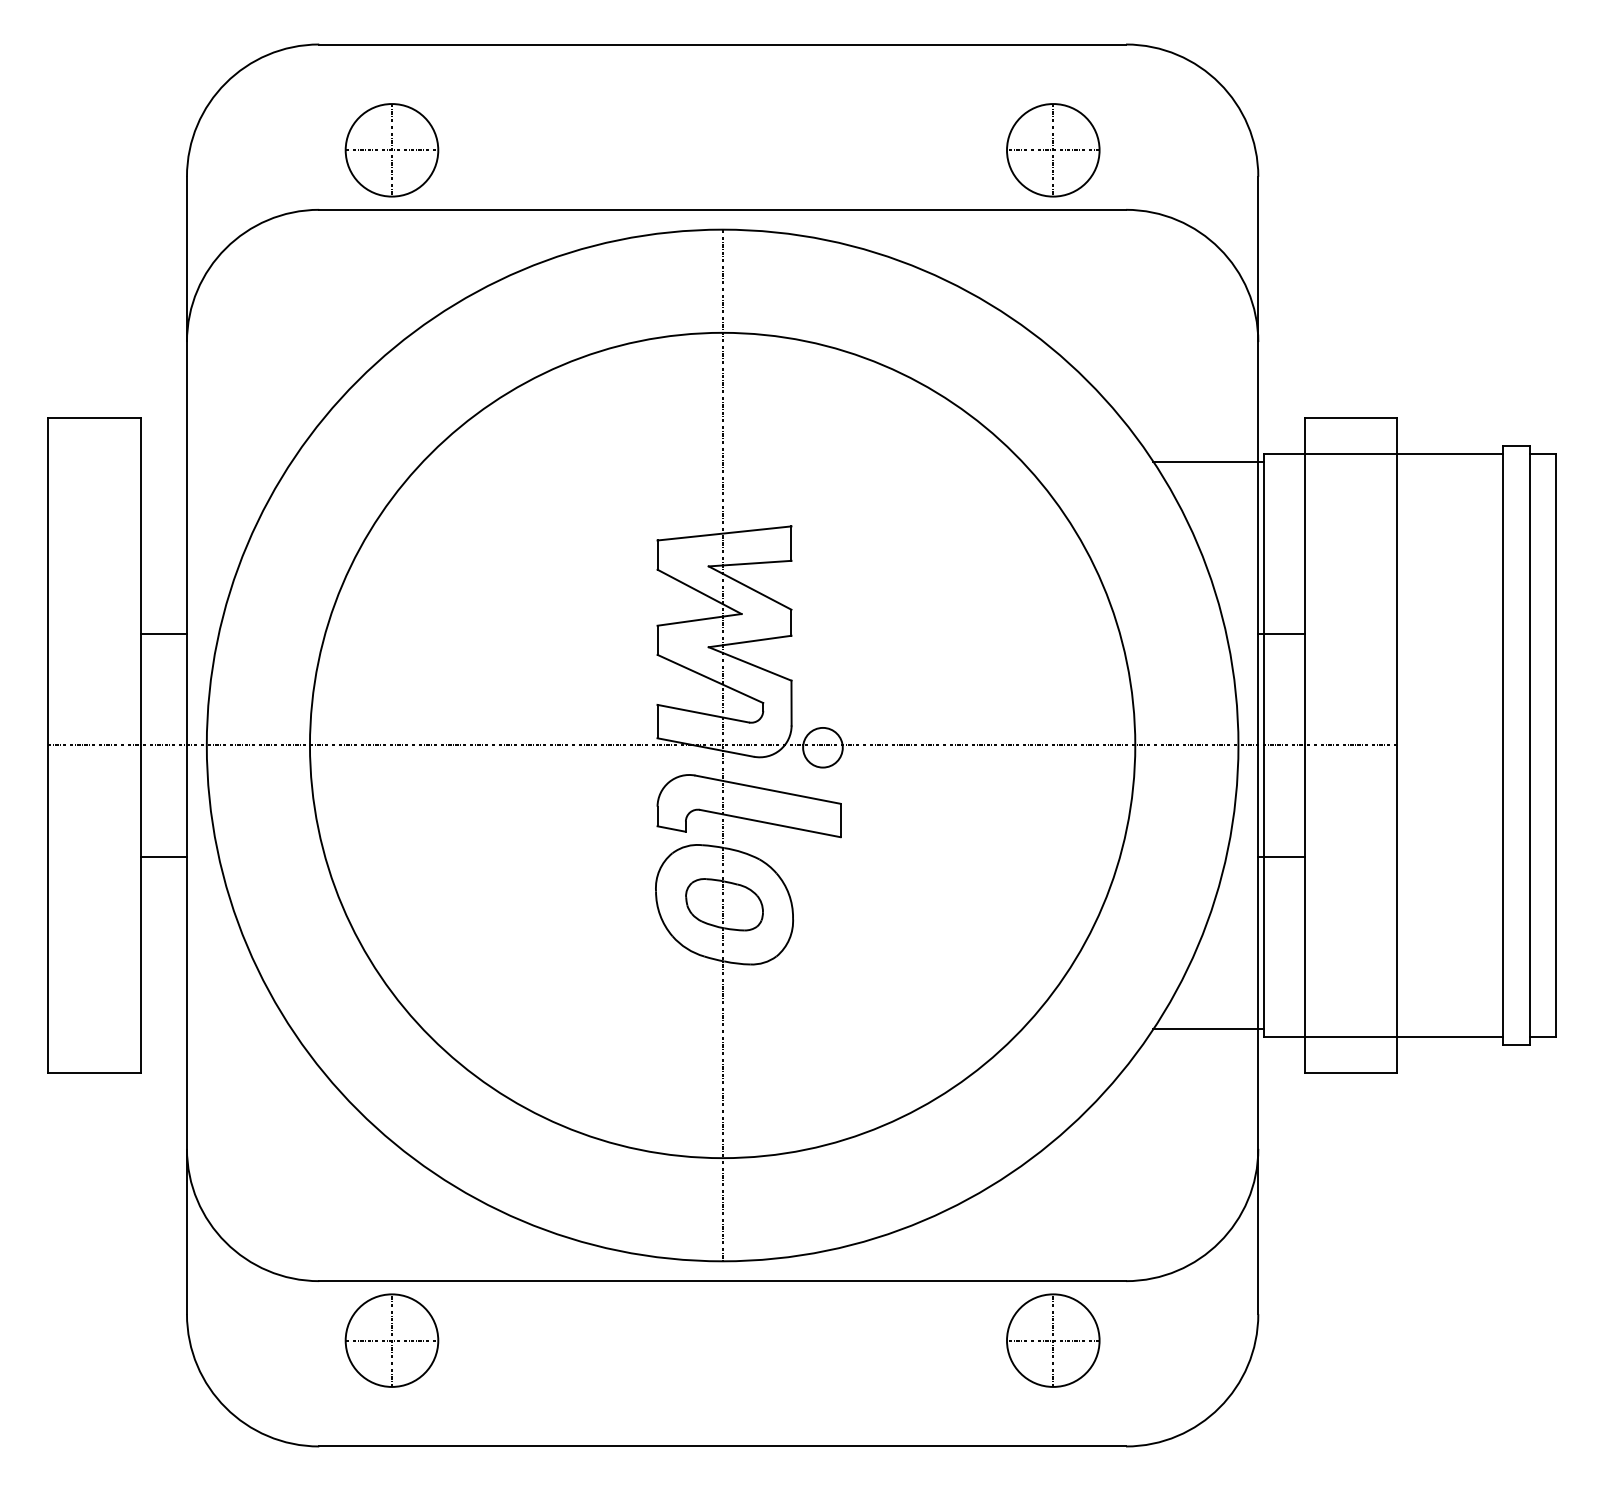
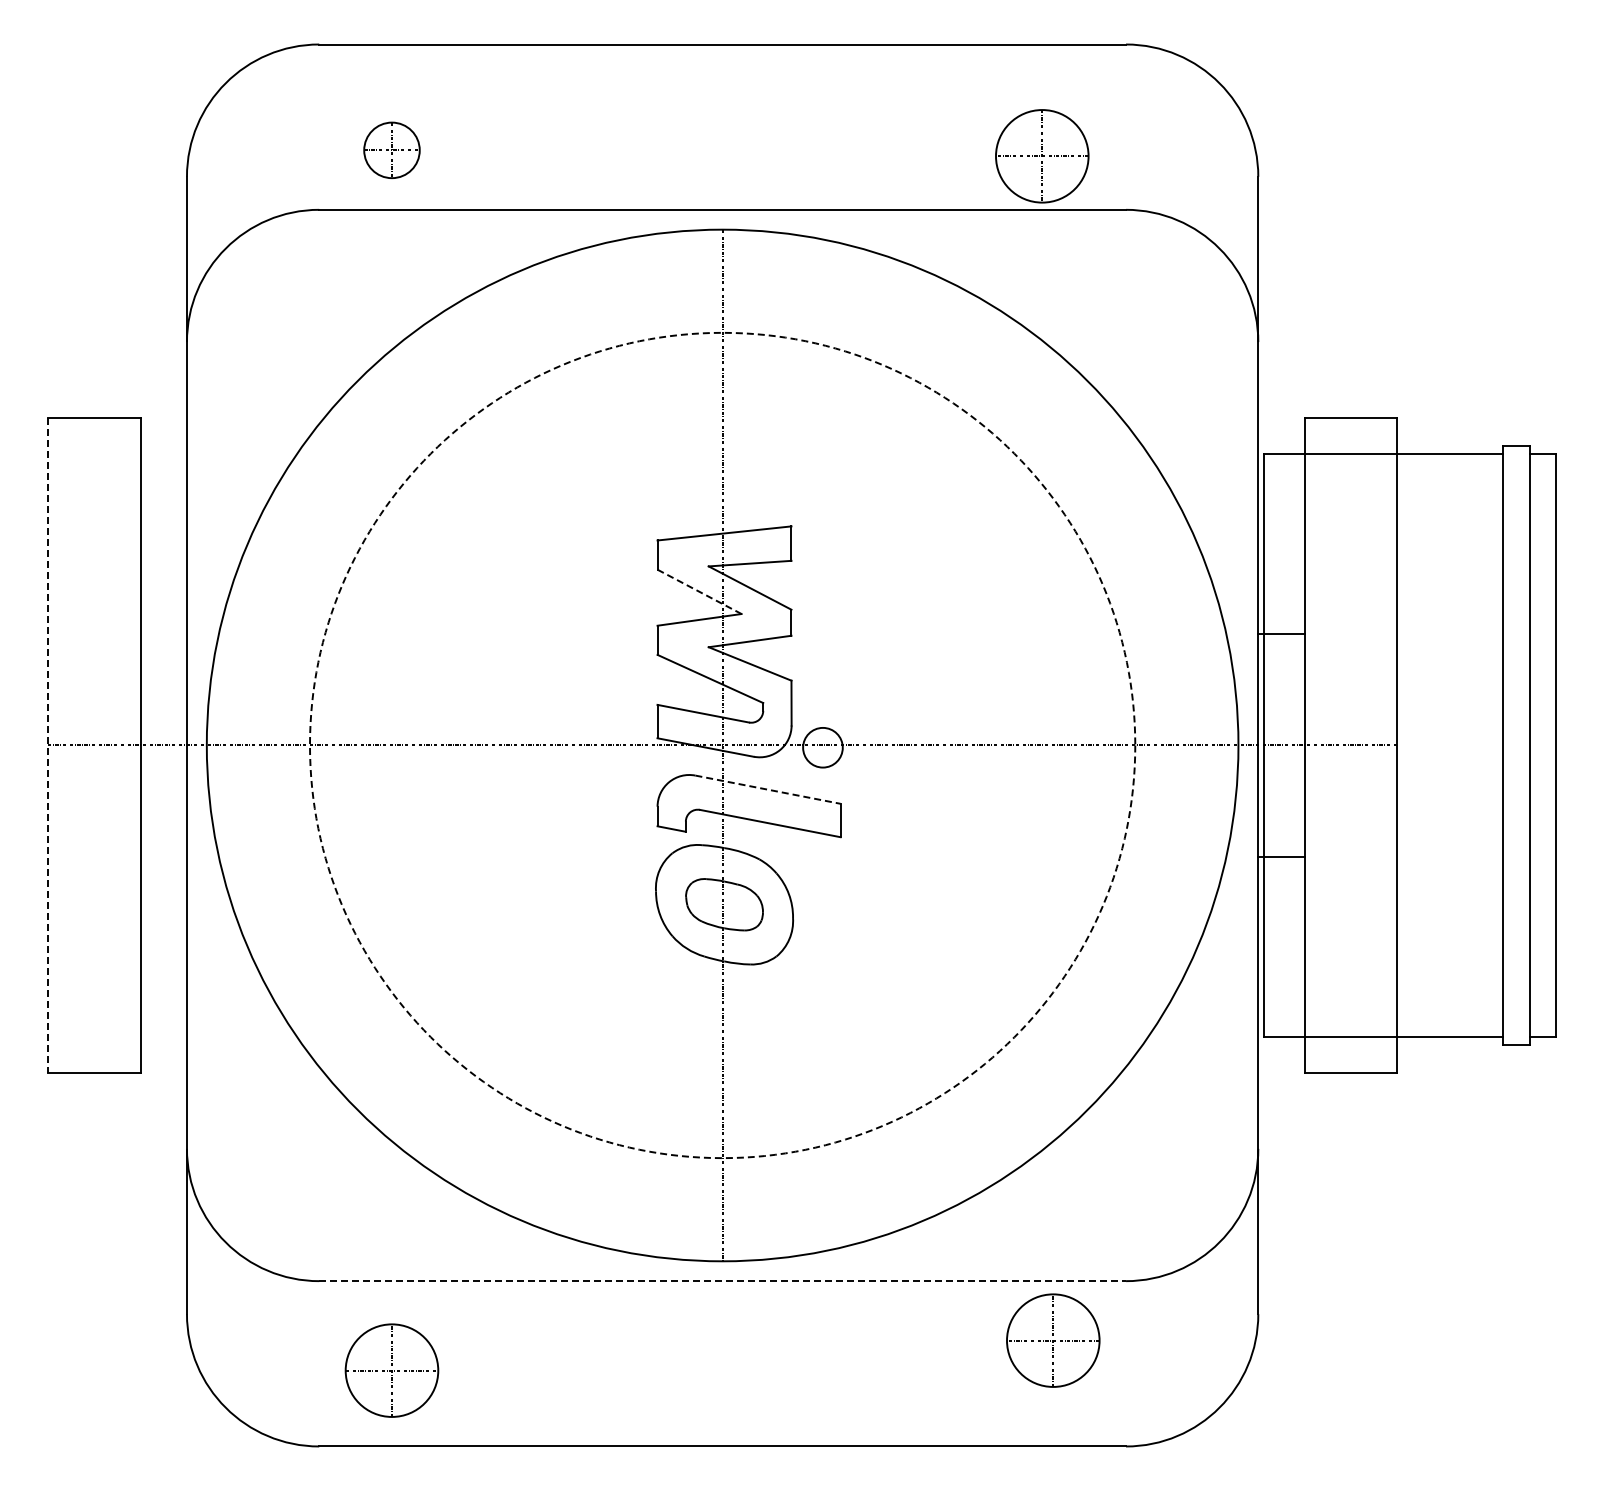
part size: 96x95 px -> 58x58 px (391, 149)
part position: (1053, 150) -> (1042, 156) (1042, 156)
line: present -> none (1208, 461)
line: solid -> dashed (699, 591)
line: present -> none (163, 634)
line: solid -> dashed (48, 745)
circle: solid -> dashed (722, 745)
line: solid -> dashed (768, 789)
line: present -> none (163, 856)
line: present -> none (1208, 1029)
line: solid -> dashed (723, 1281)
part position: (391, 1340) -> (391, 1370) (391, 1370)
